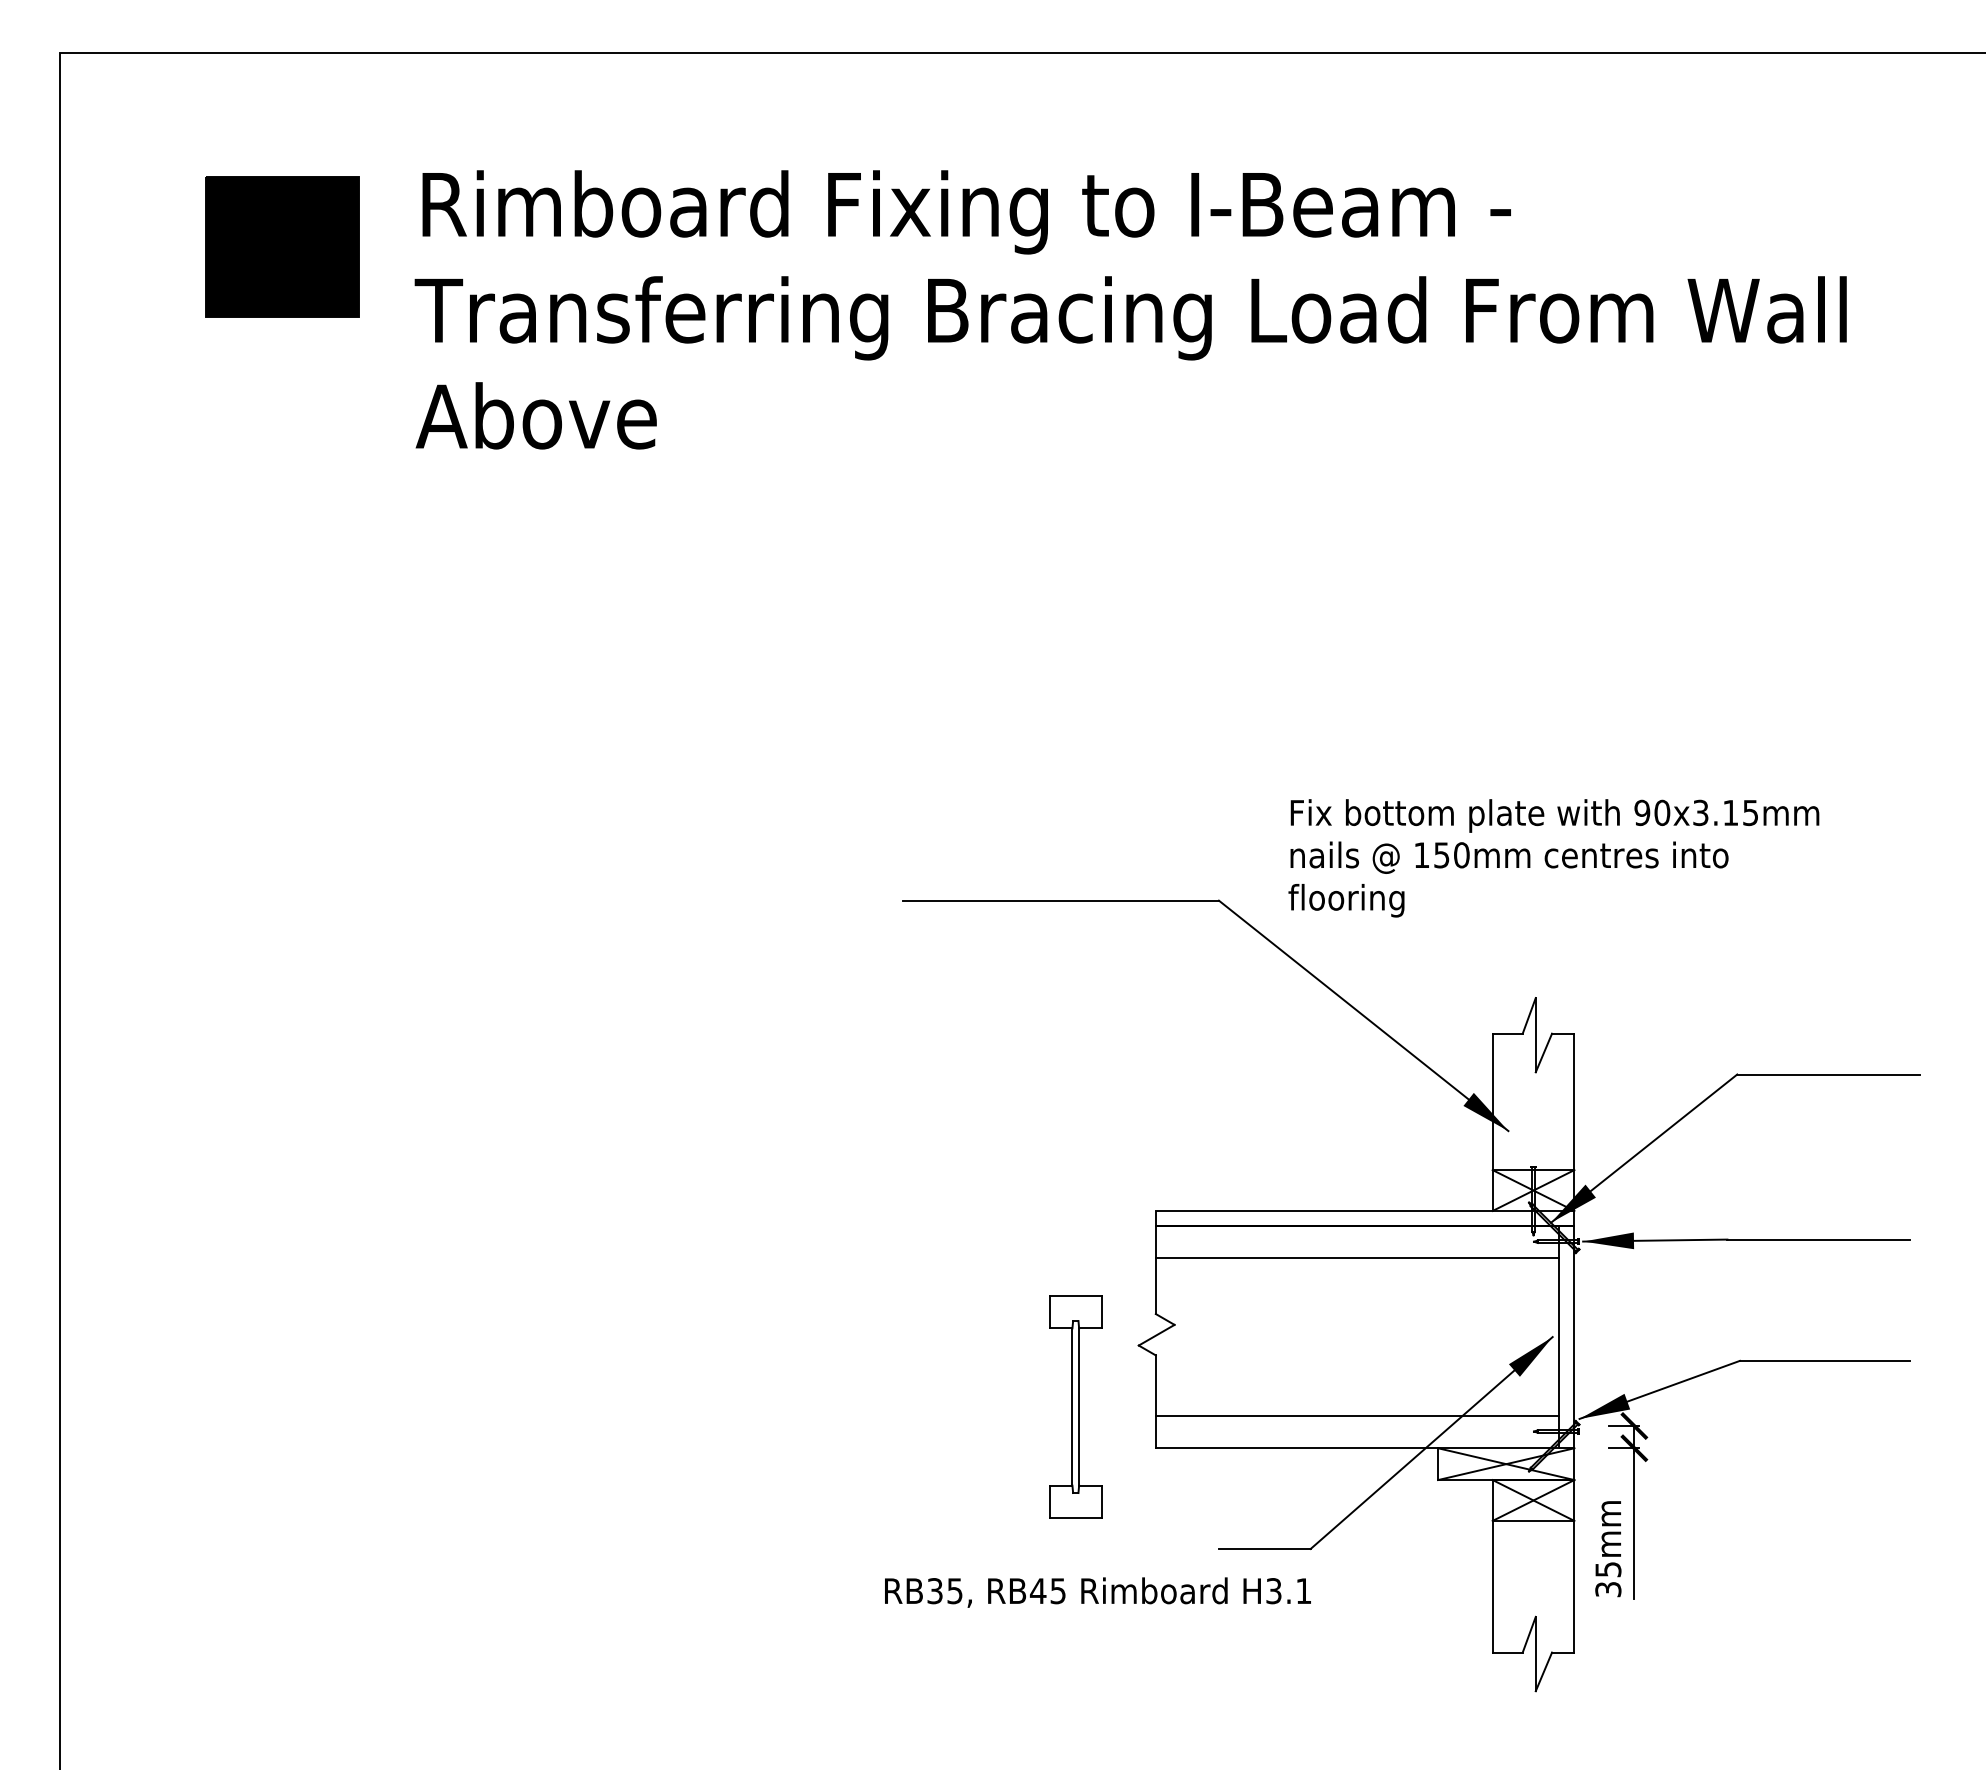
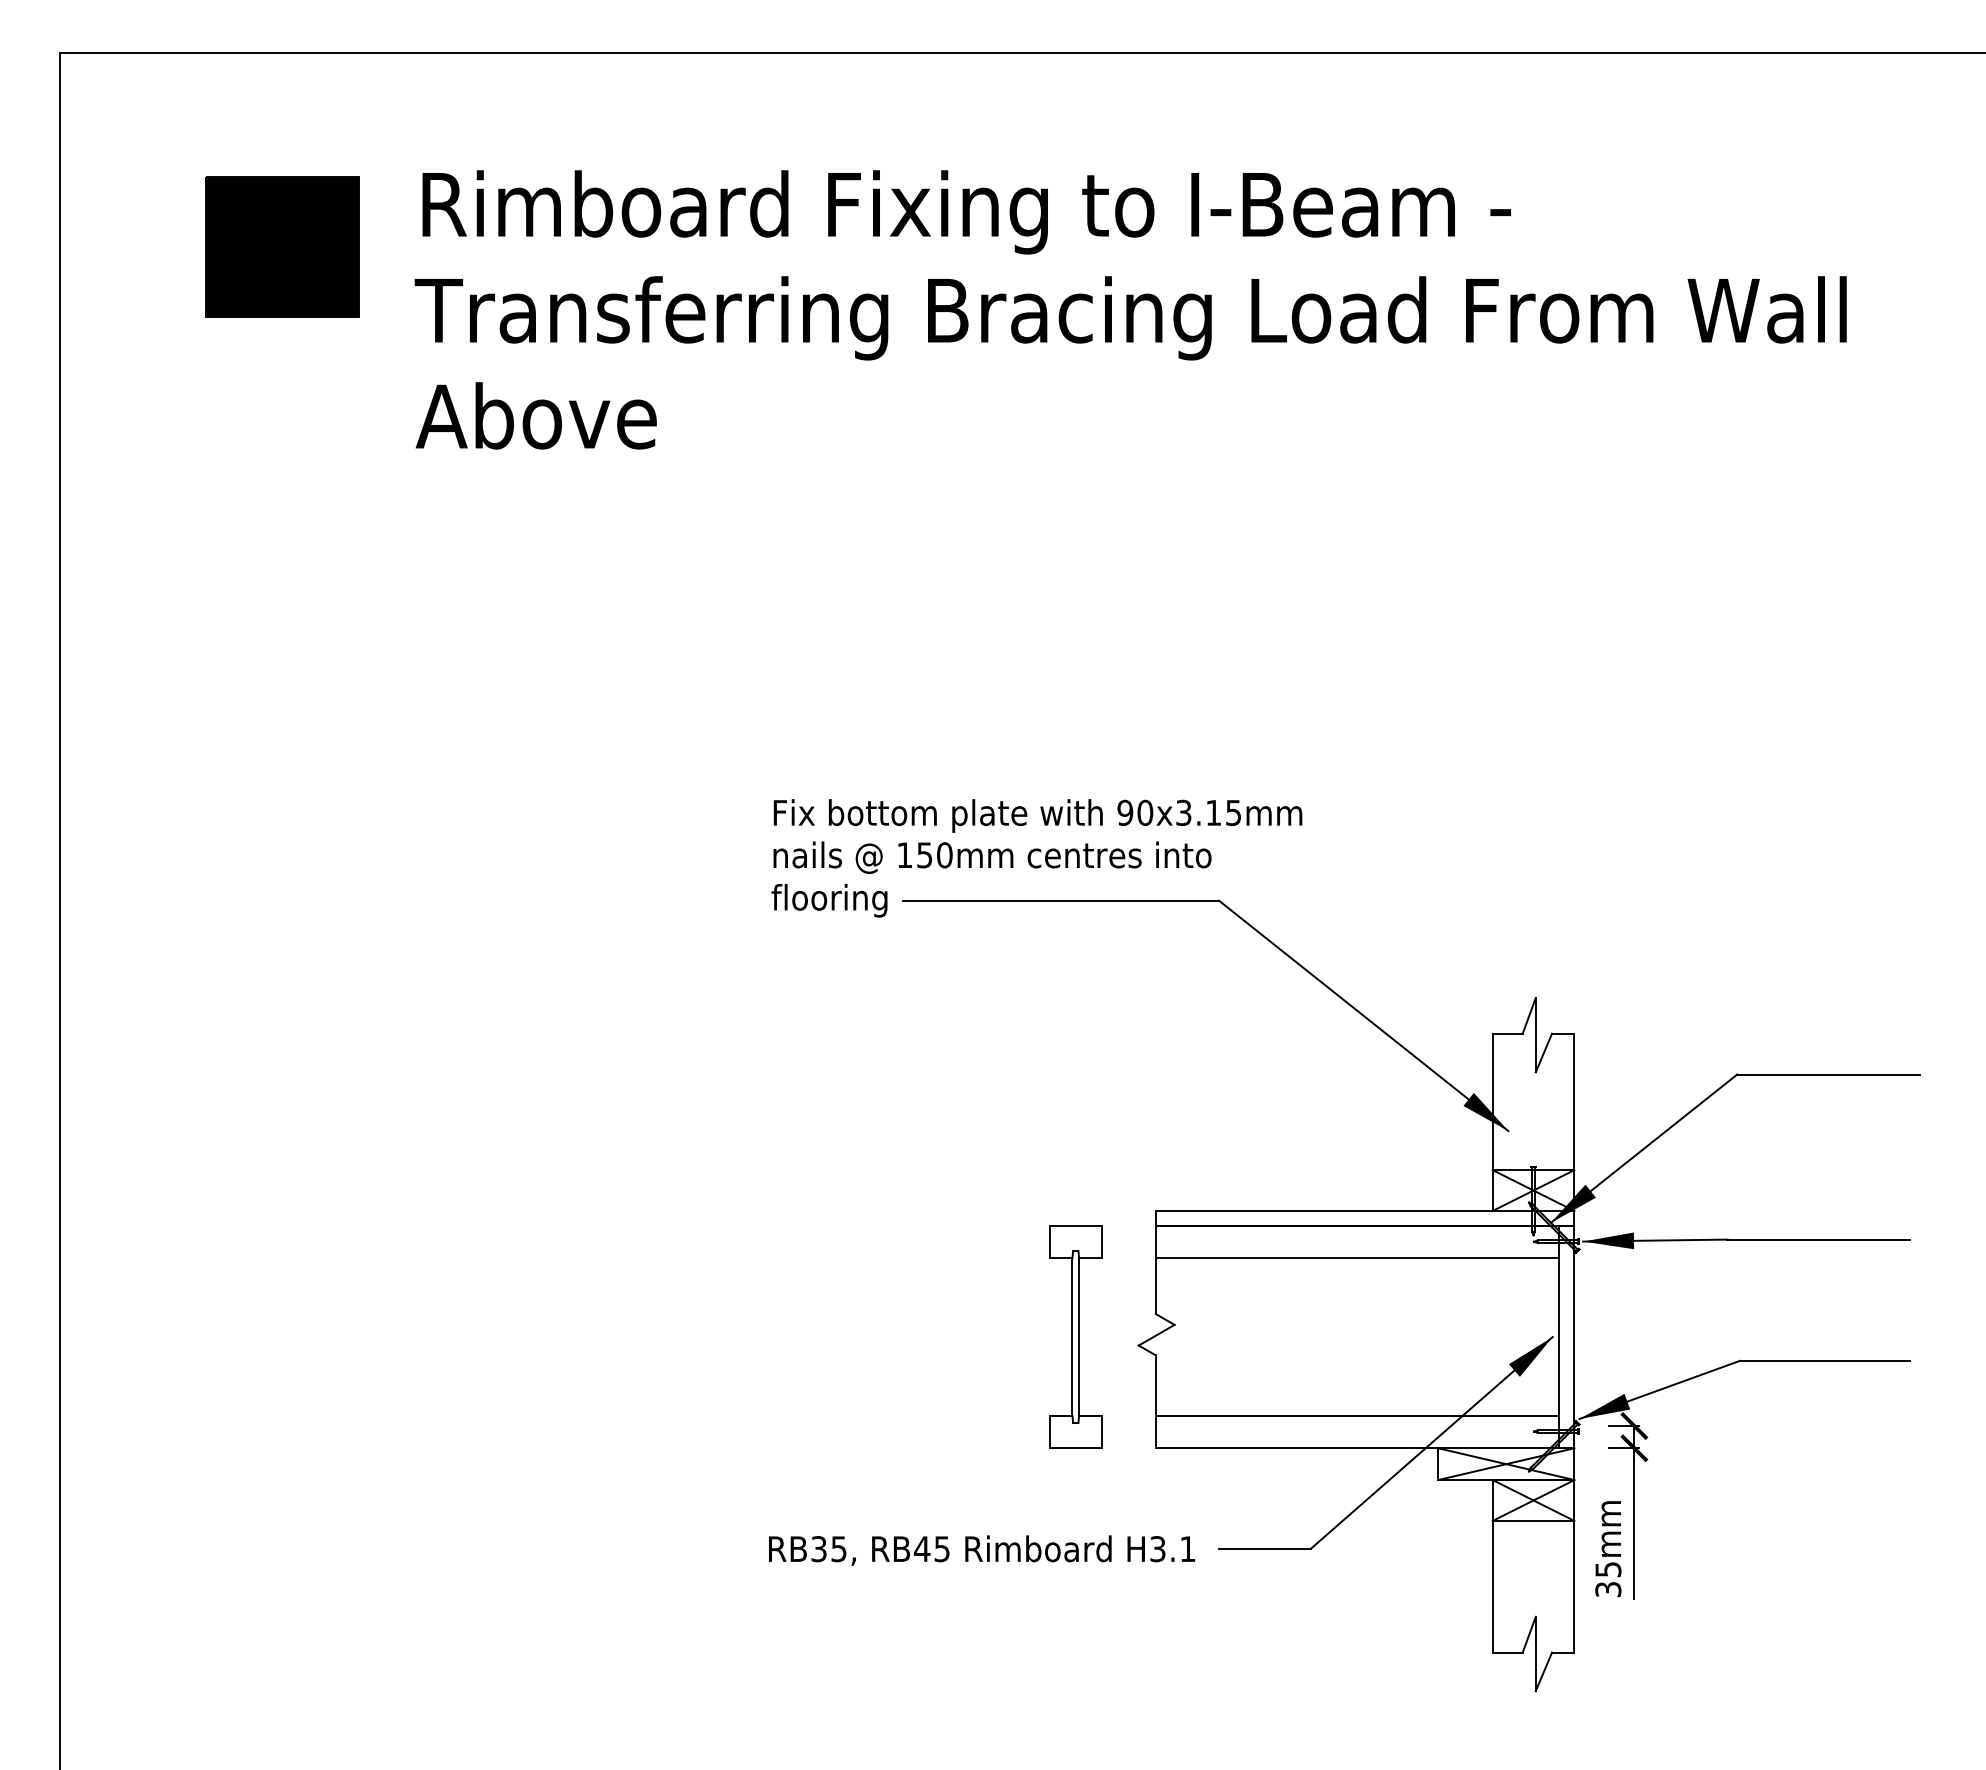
text position: (1553, 858) -> (1036, 858) (1036, 858)
part position: (1075, 1406) -> (1075, 1336) (1075, 1336)
text position: (1097, 1592) -> (981, 1550) (981, 1550)
